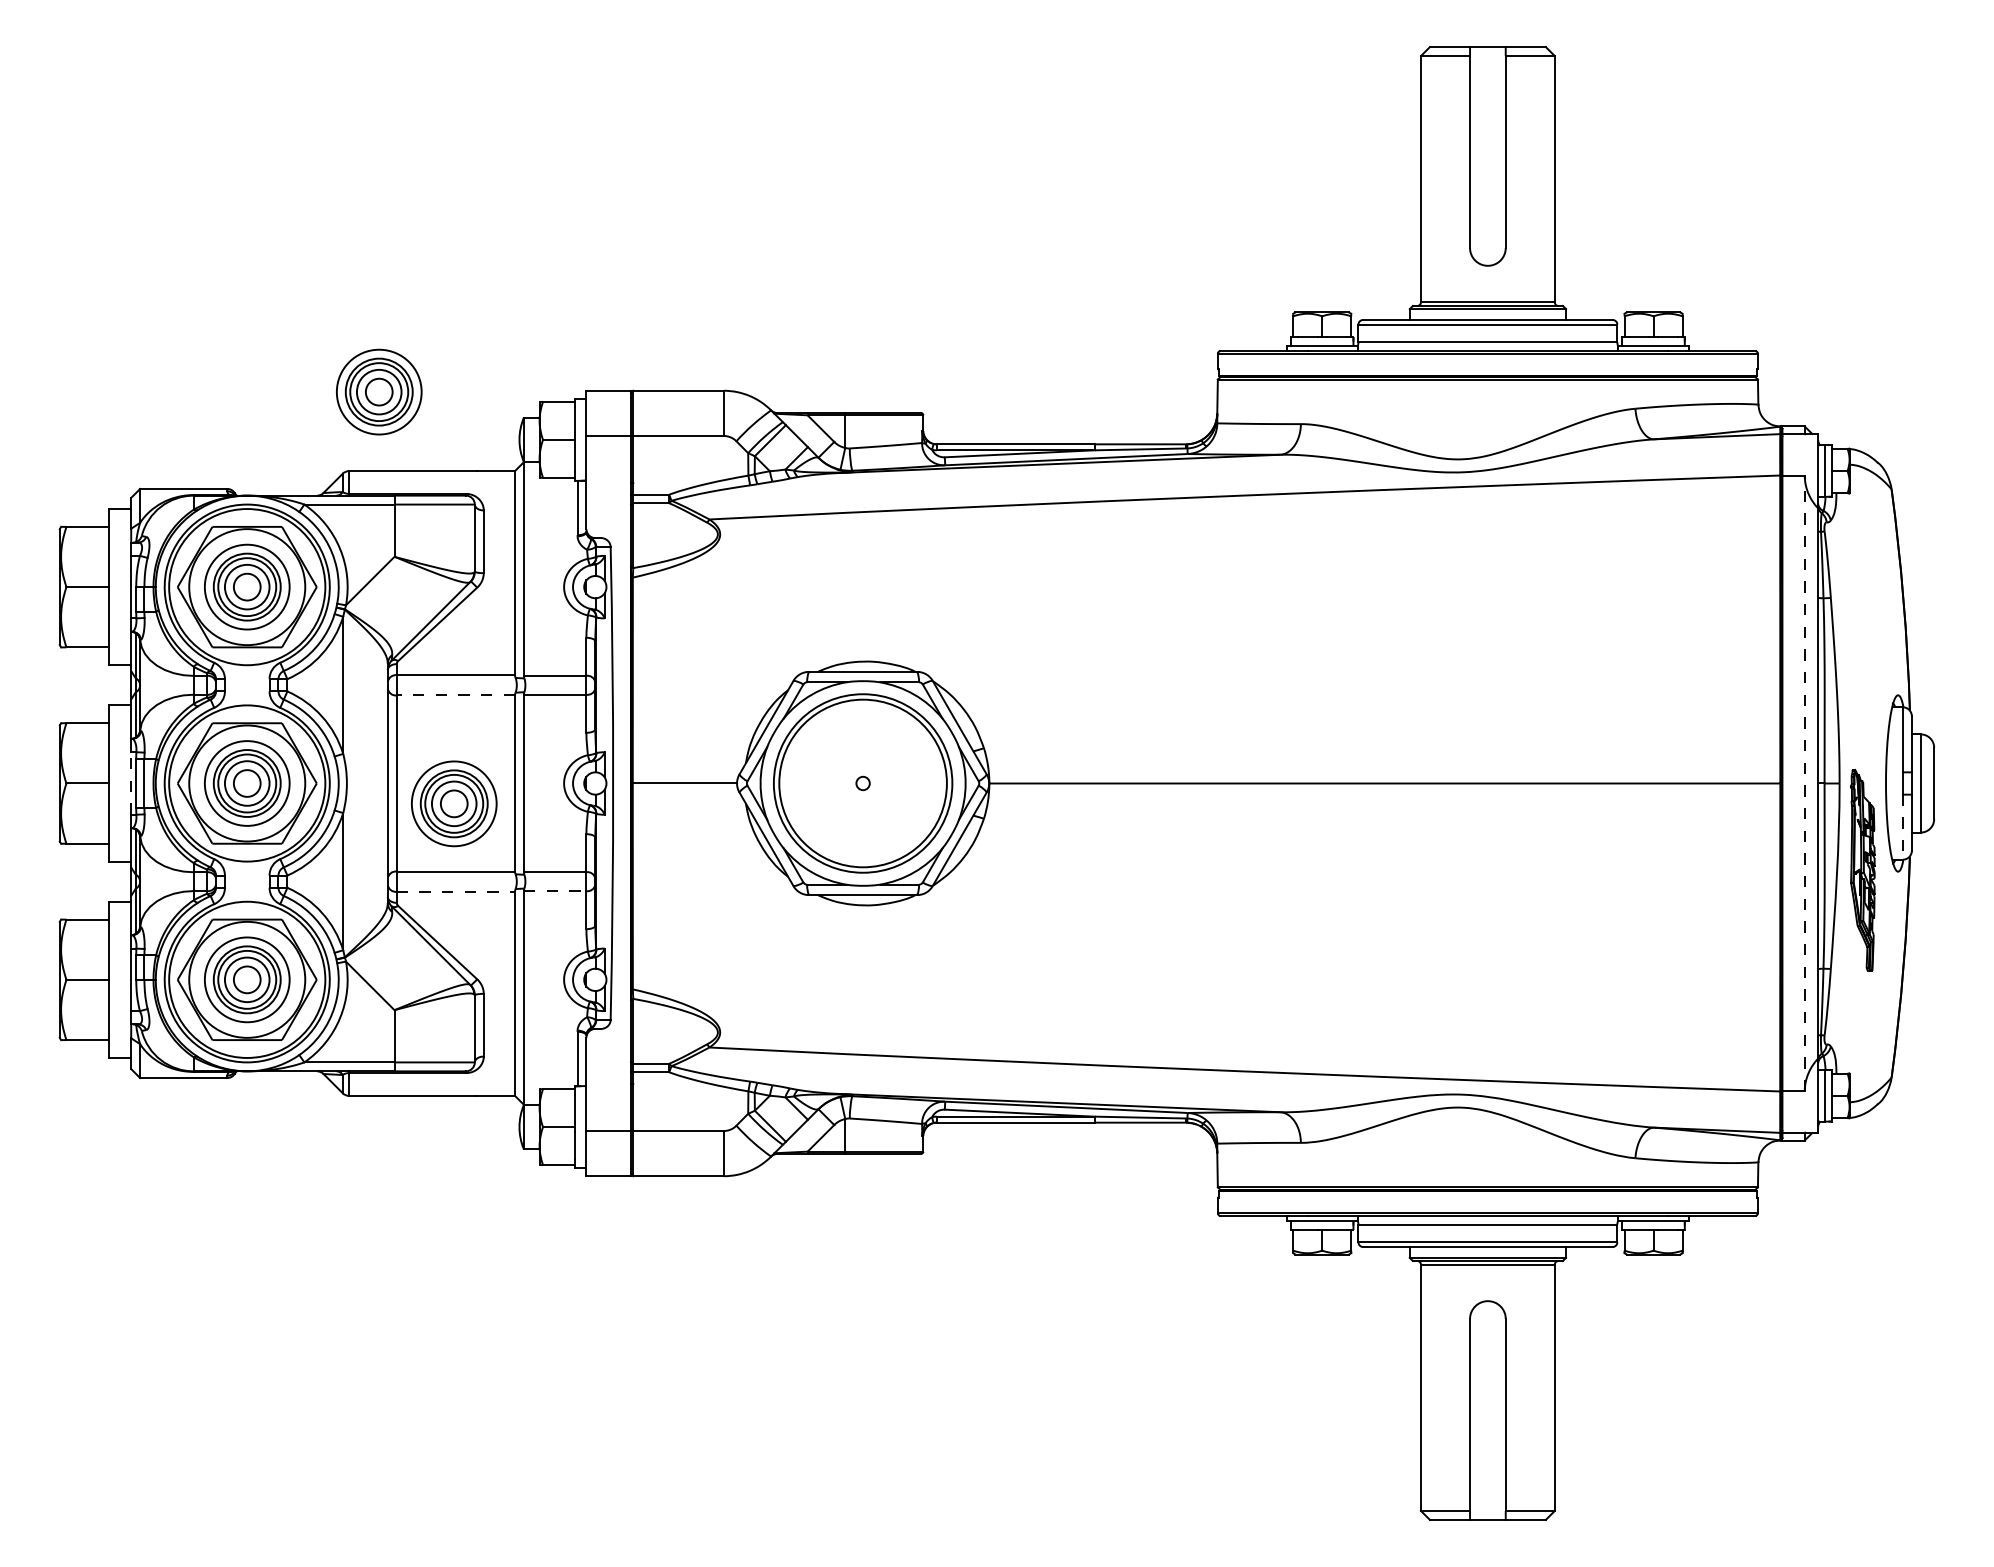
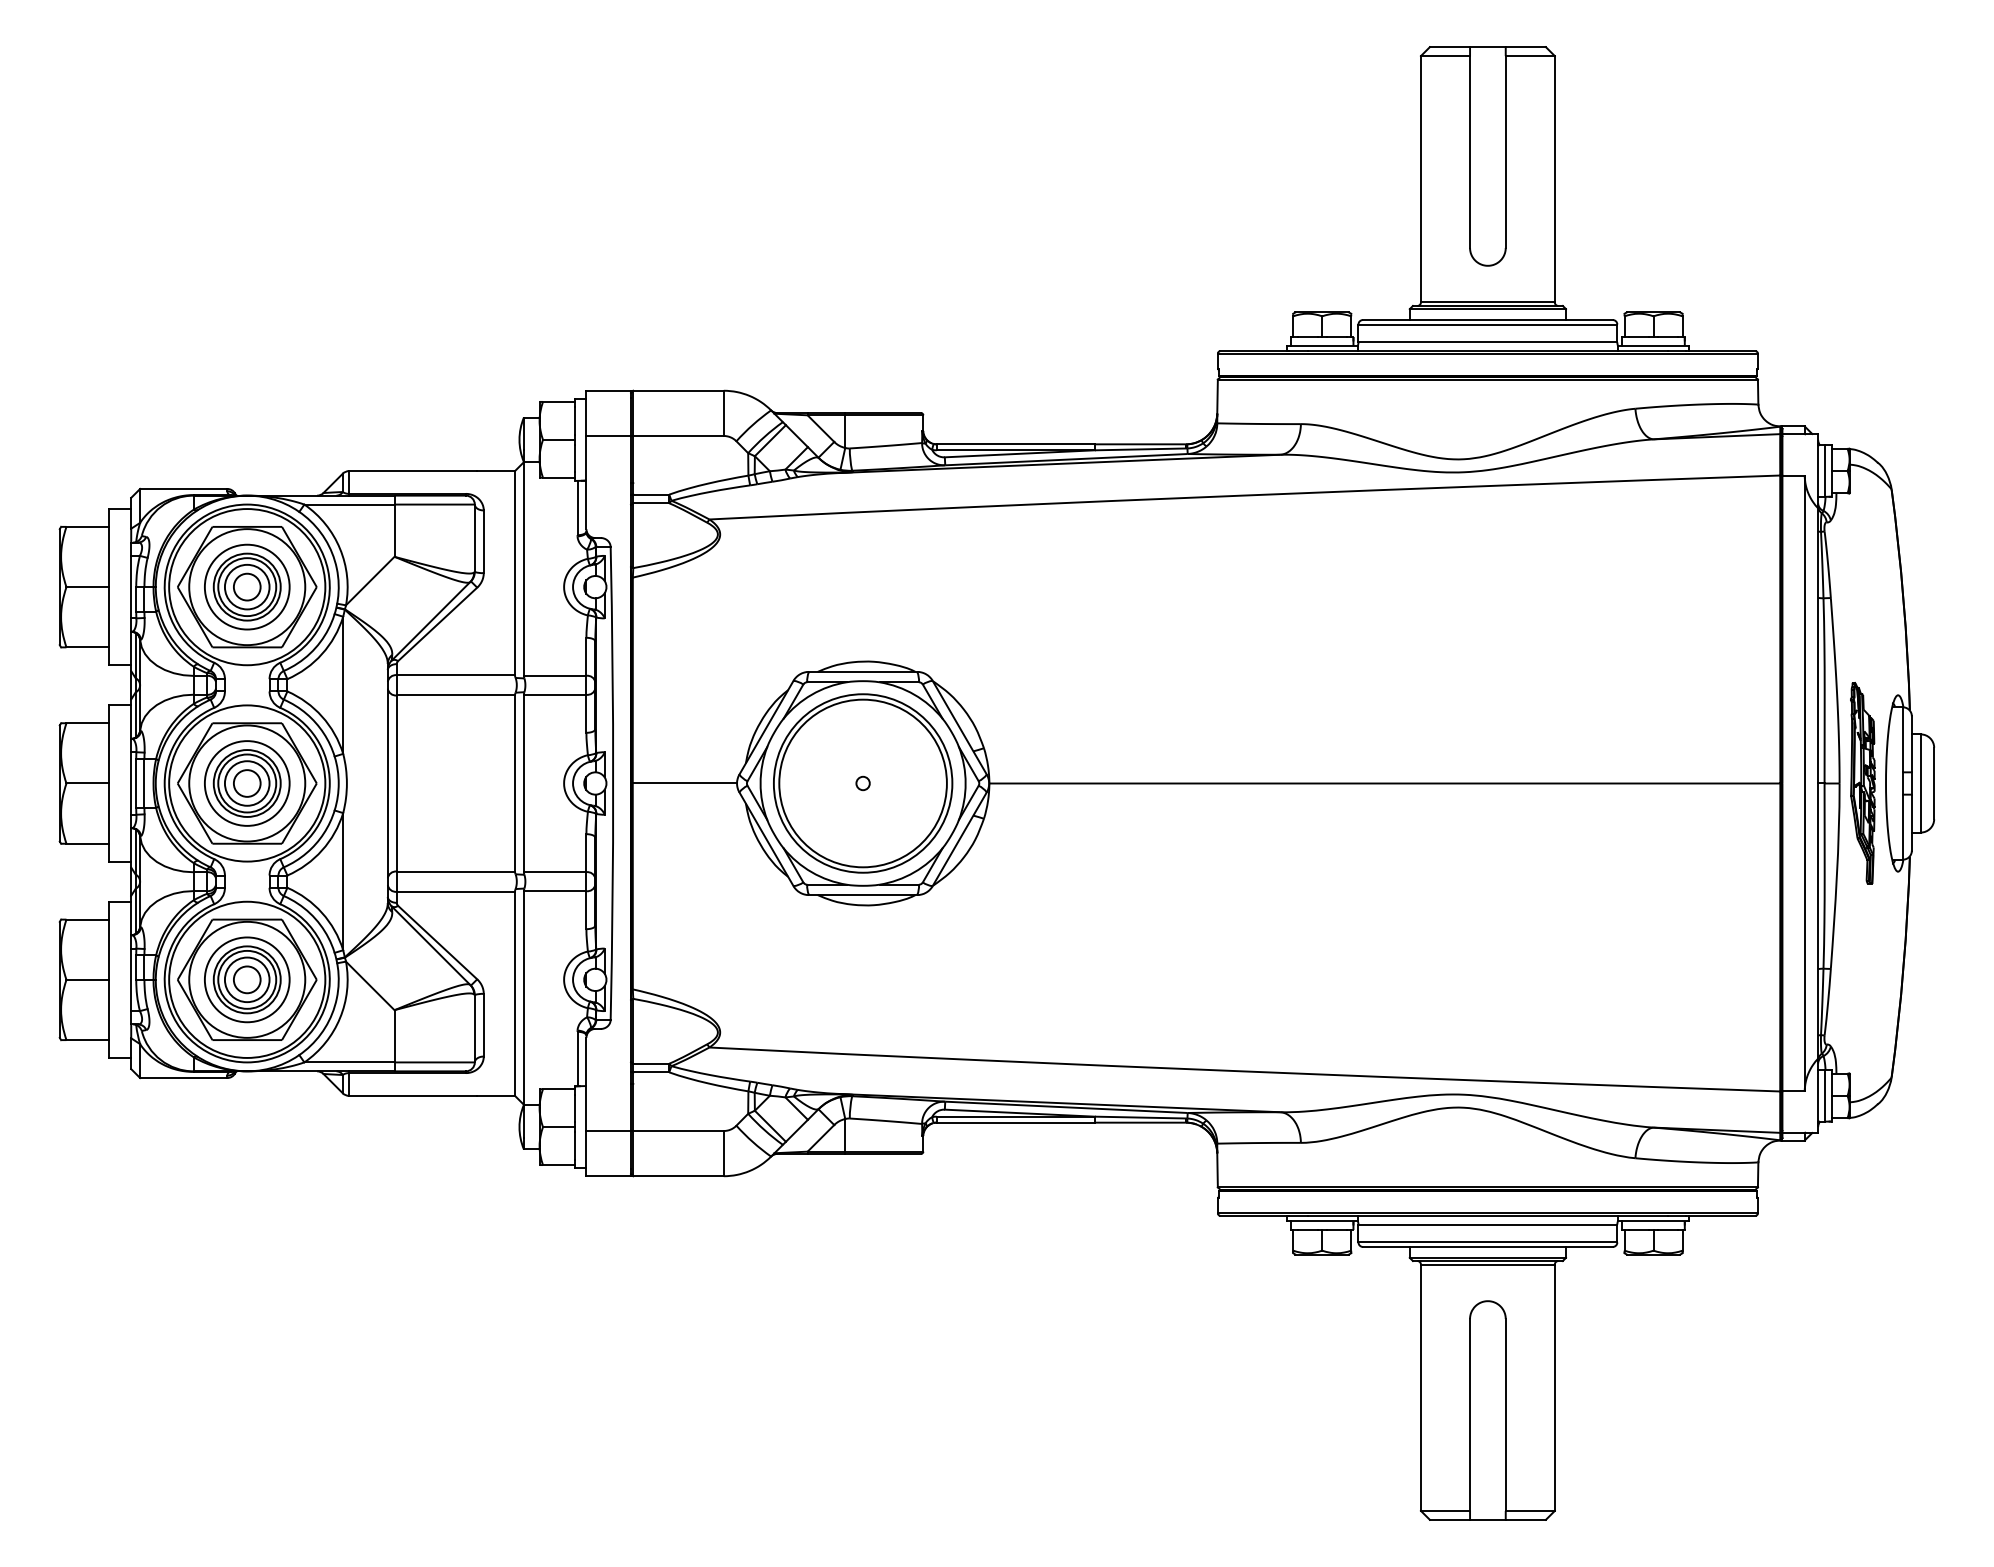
part: present -> none (379, 391)
line: dashed -> solid (455, 695)
line: dashed -> solid (131, 783)
line: dashed -> solid (1804, 783)
part: present -> none (454, 803)
line: dashed -> solid (1902, 827)
part position: (1862, 870) -> (1862, 783) (1862, 783)
line: dashed -> solid (456, 891)
line: dashed -> solid (555, 891)
